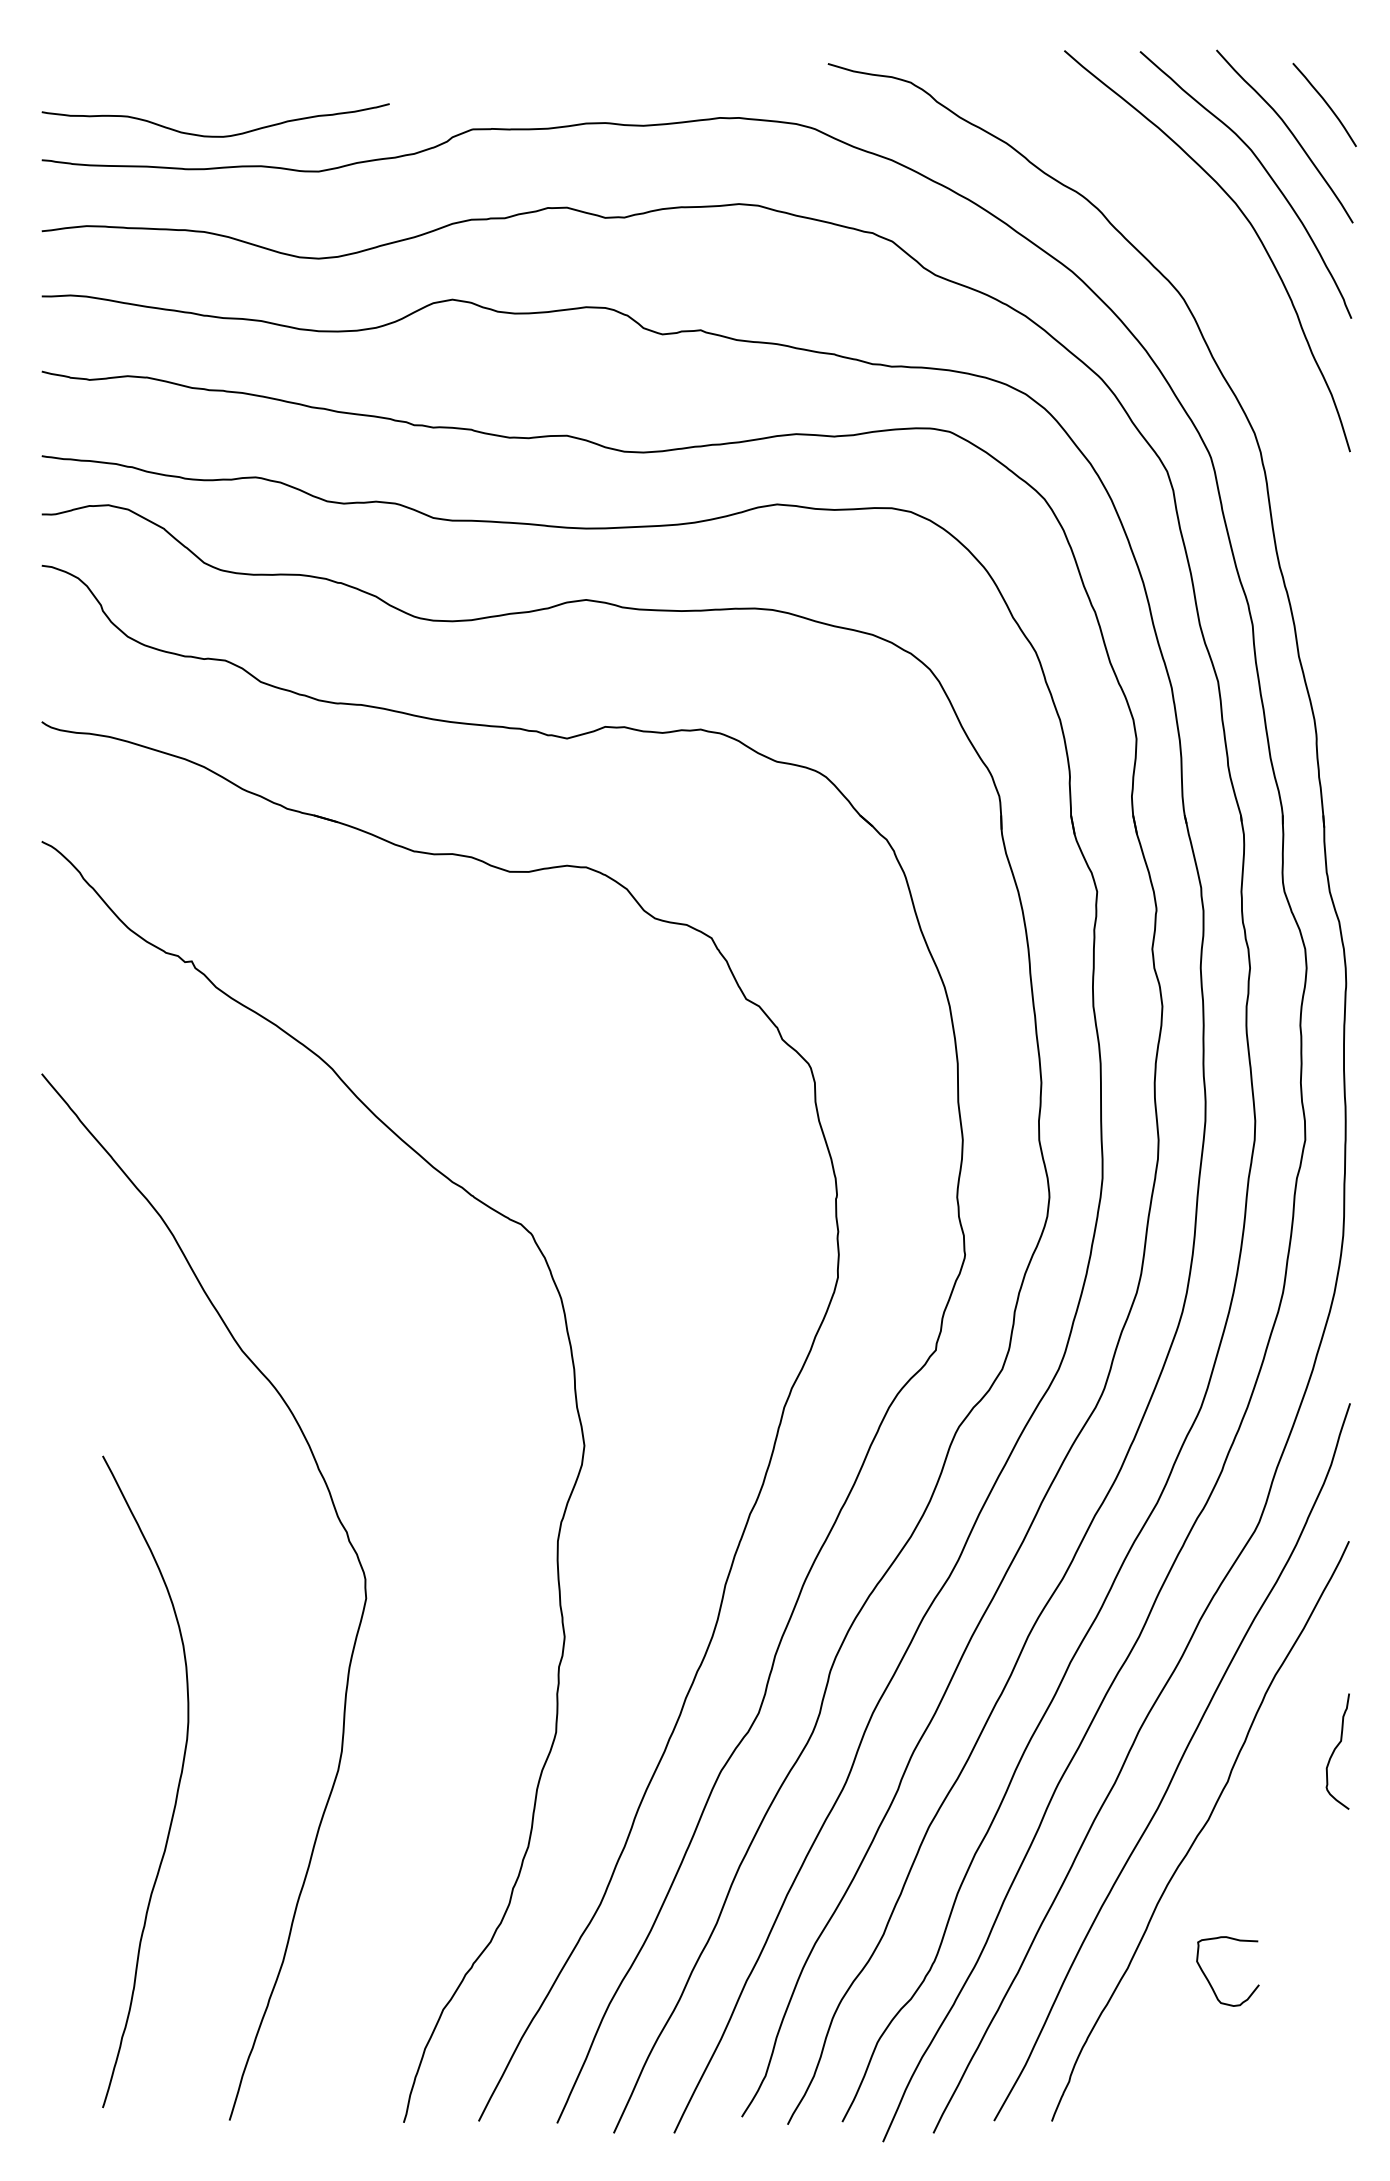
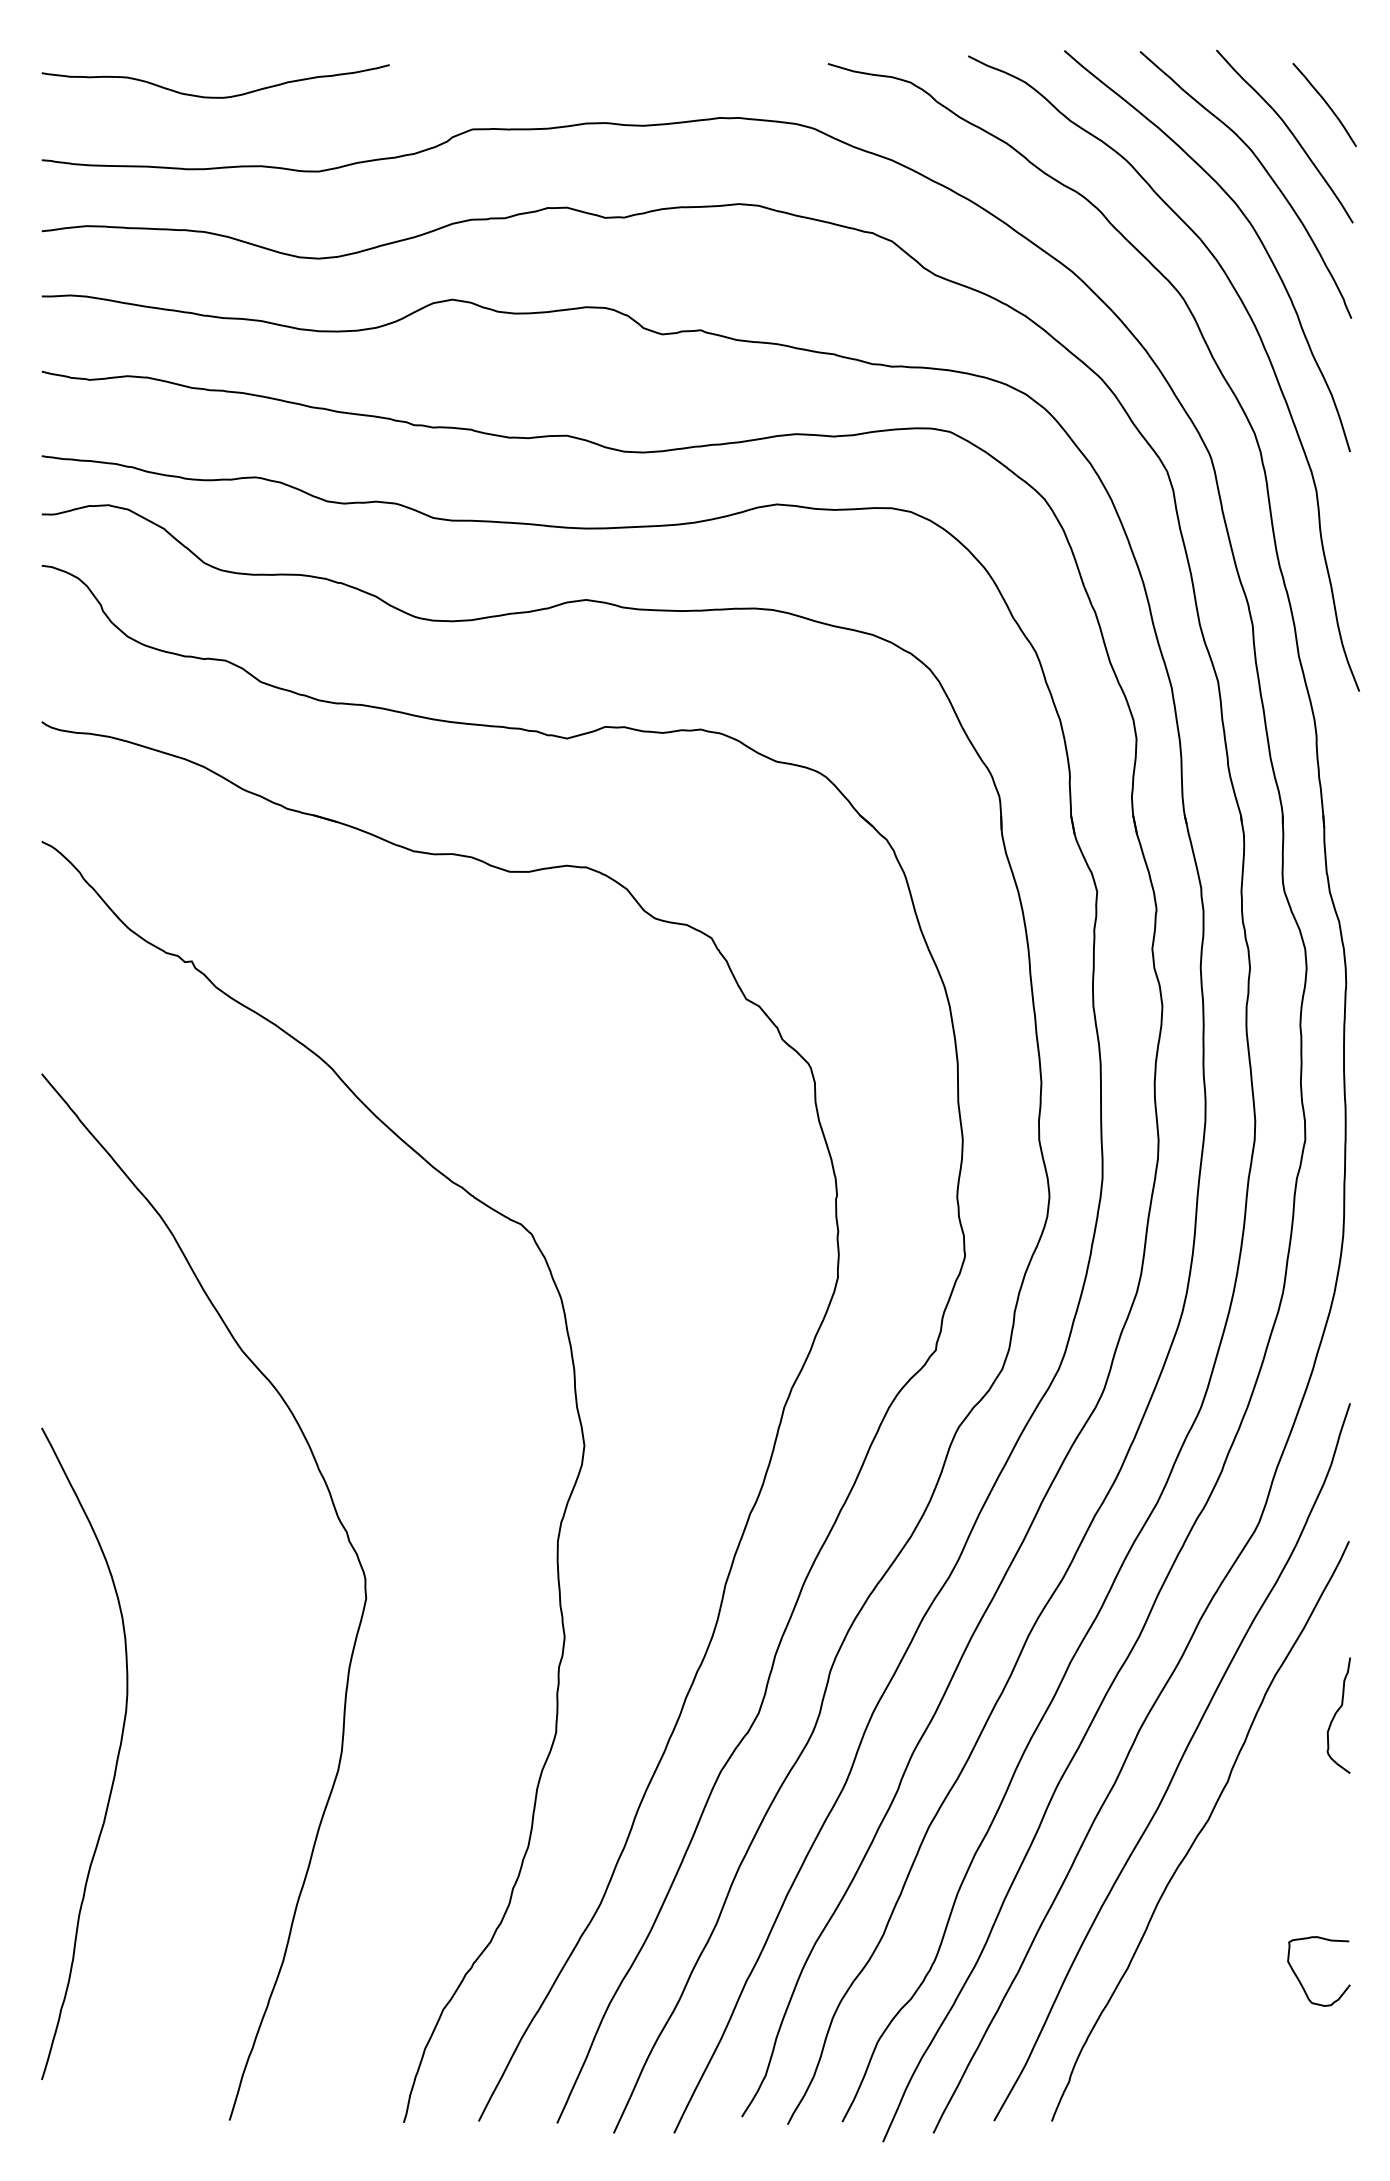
curve position: (215, 135) -> (215, 96) (215, 96)
curve: none -> present (1257, 334)
curve position: (1335, 1750) -> (1336, 1714) (1336, 1714)
curve position: (177, 1786) -> (116, 1758) (116, 1758)
curve position: (1209, 1980) -> (1300, 1980) (1300, 1980)
